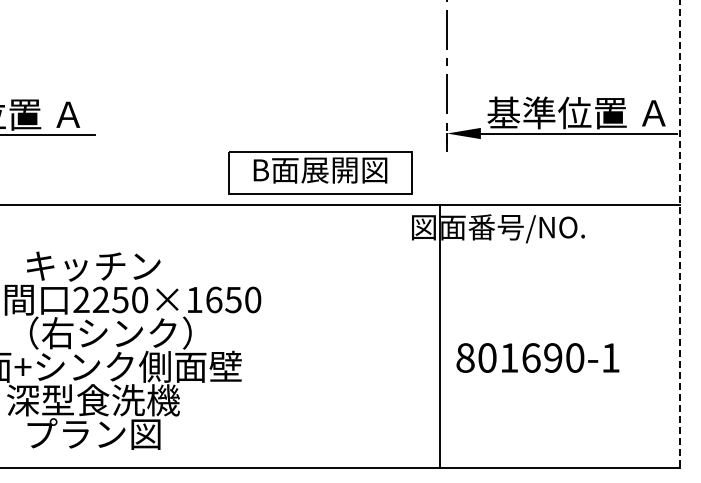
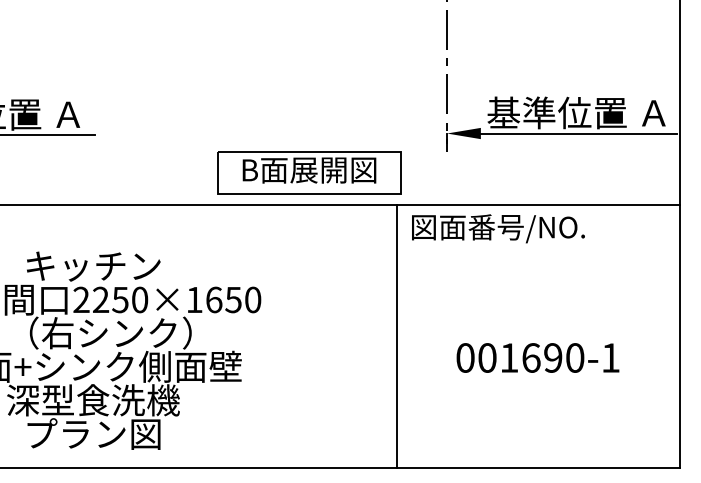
part position: (320, 172) -> (309, 172) (309, 172)
line: dashed -> solid (679, 234)
line position: (439, 336) -> (396, 336) (396, 336)
text: 801690-1 -> 001690-1 (465, 357)
